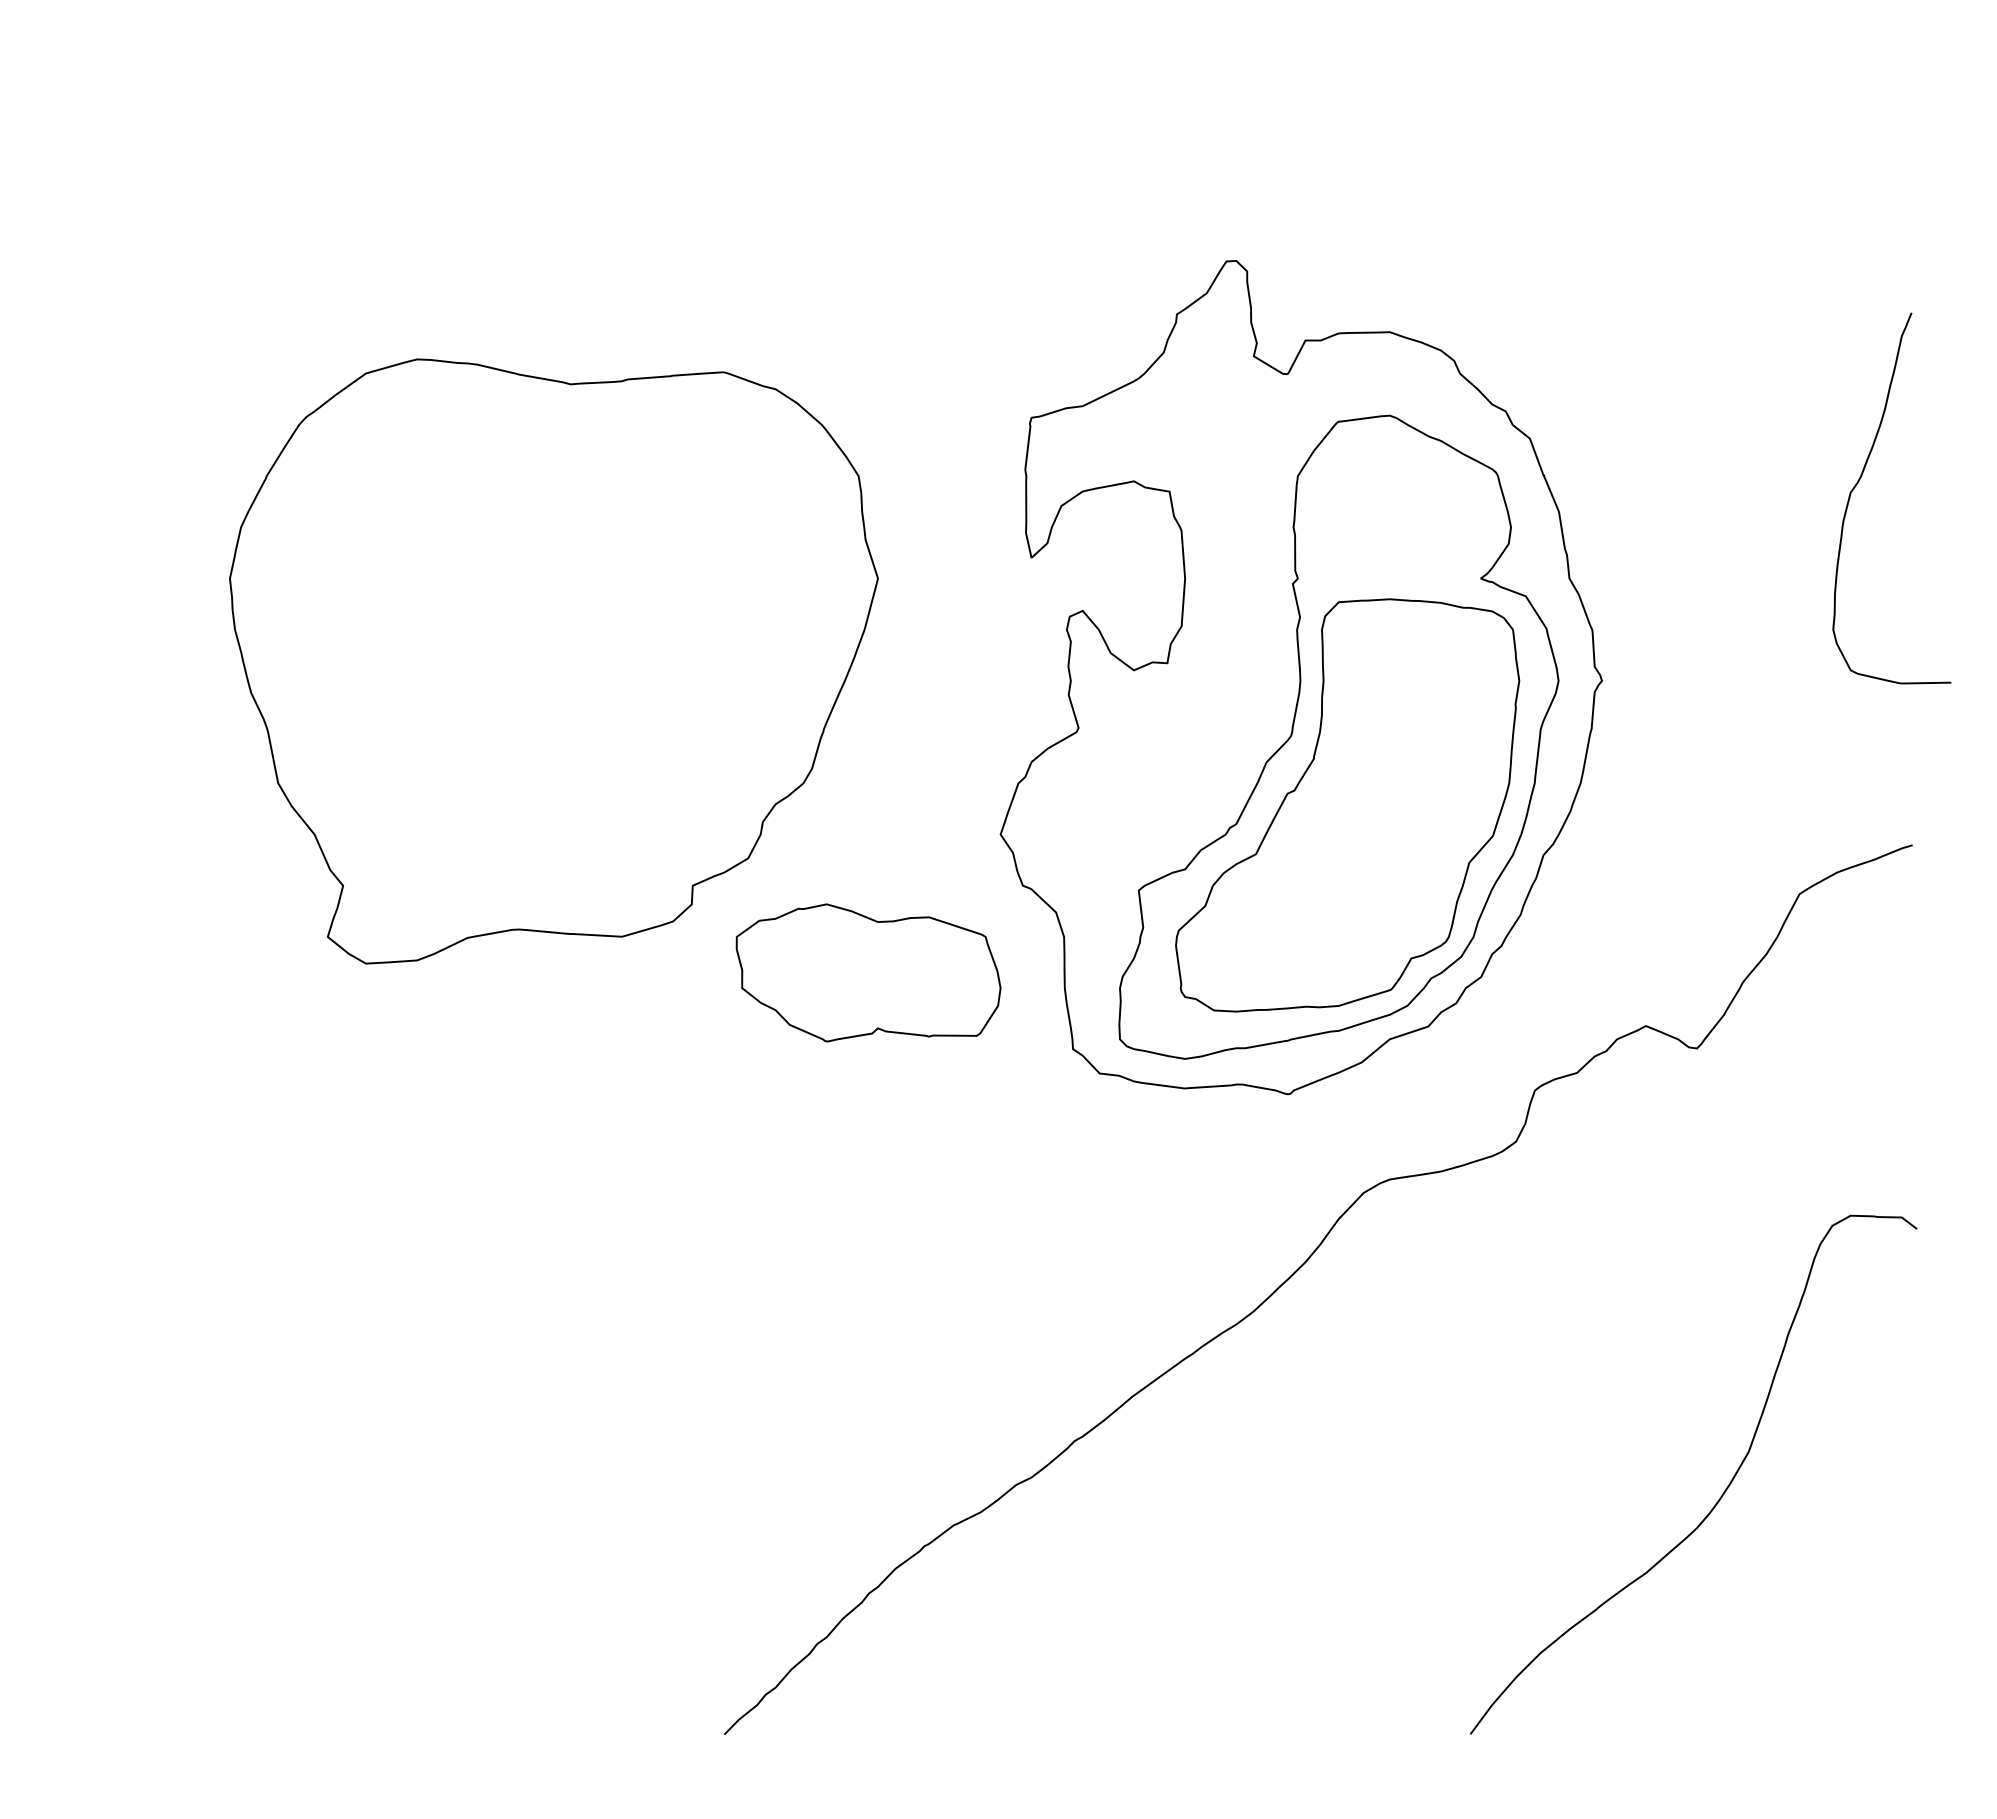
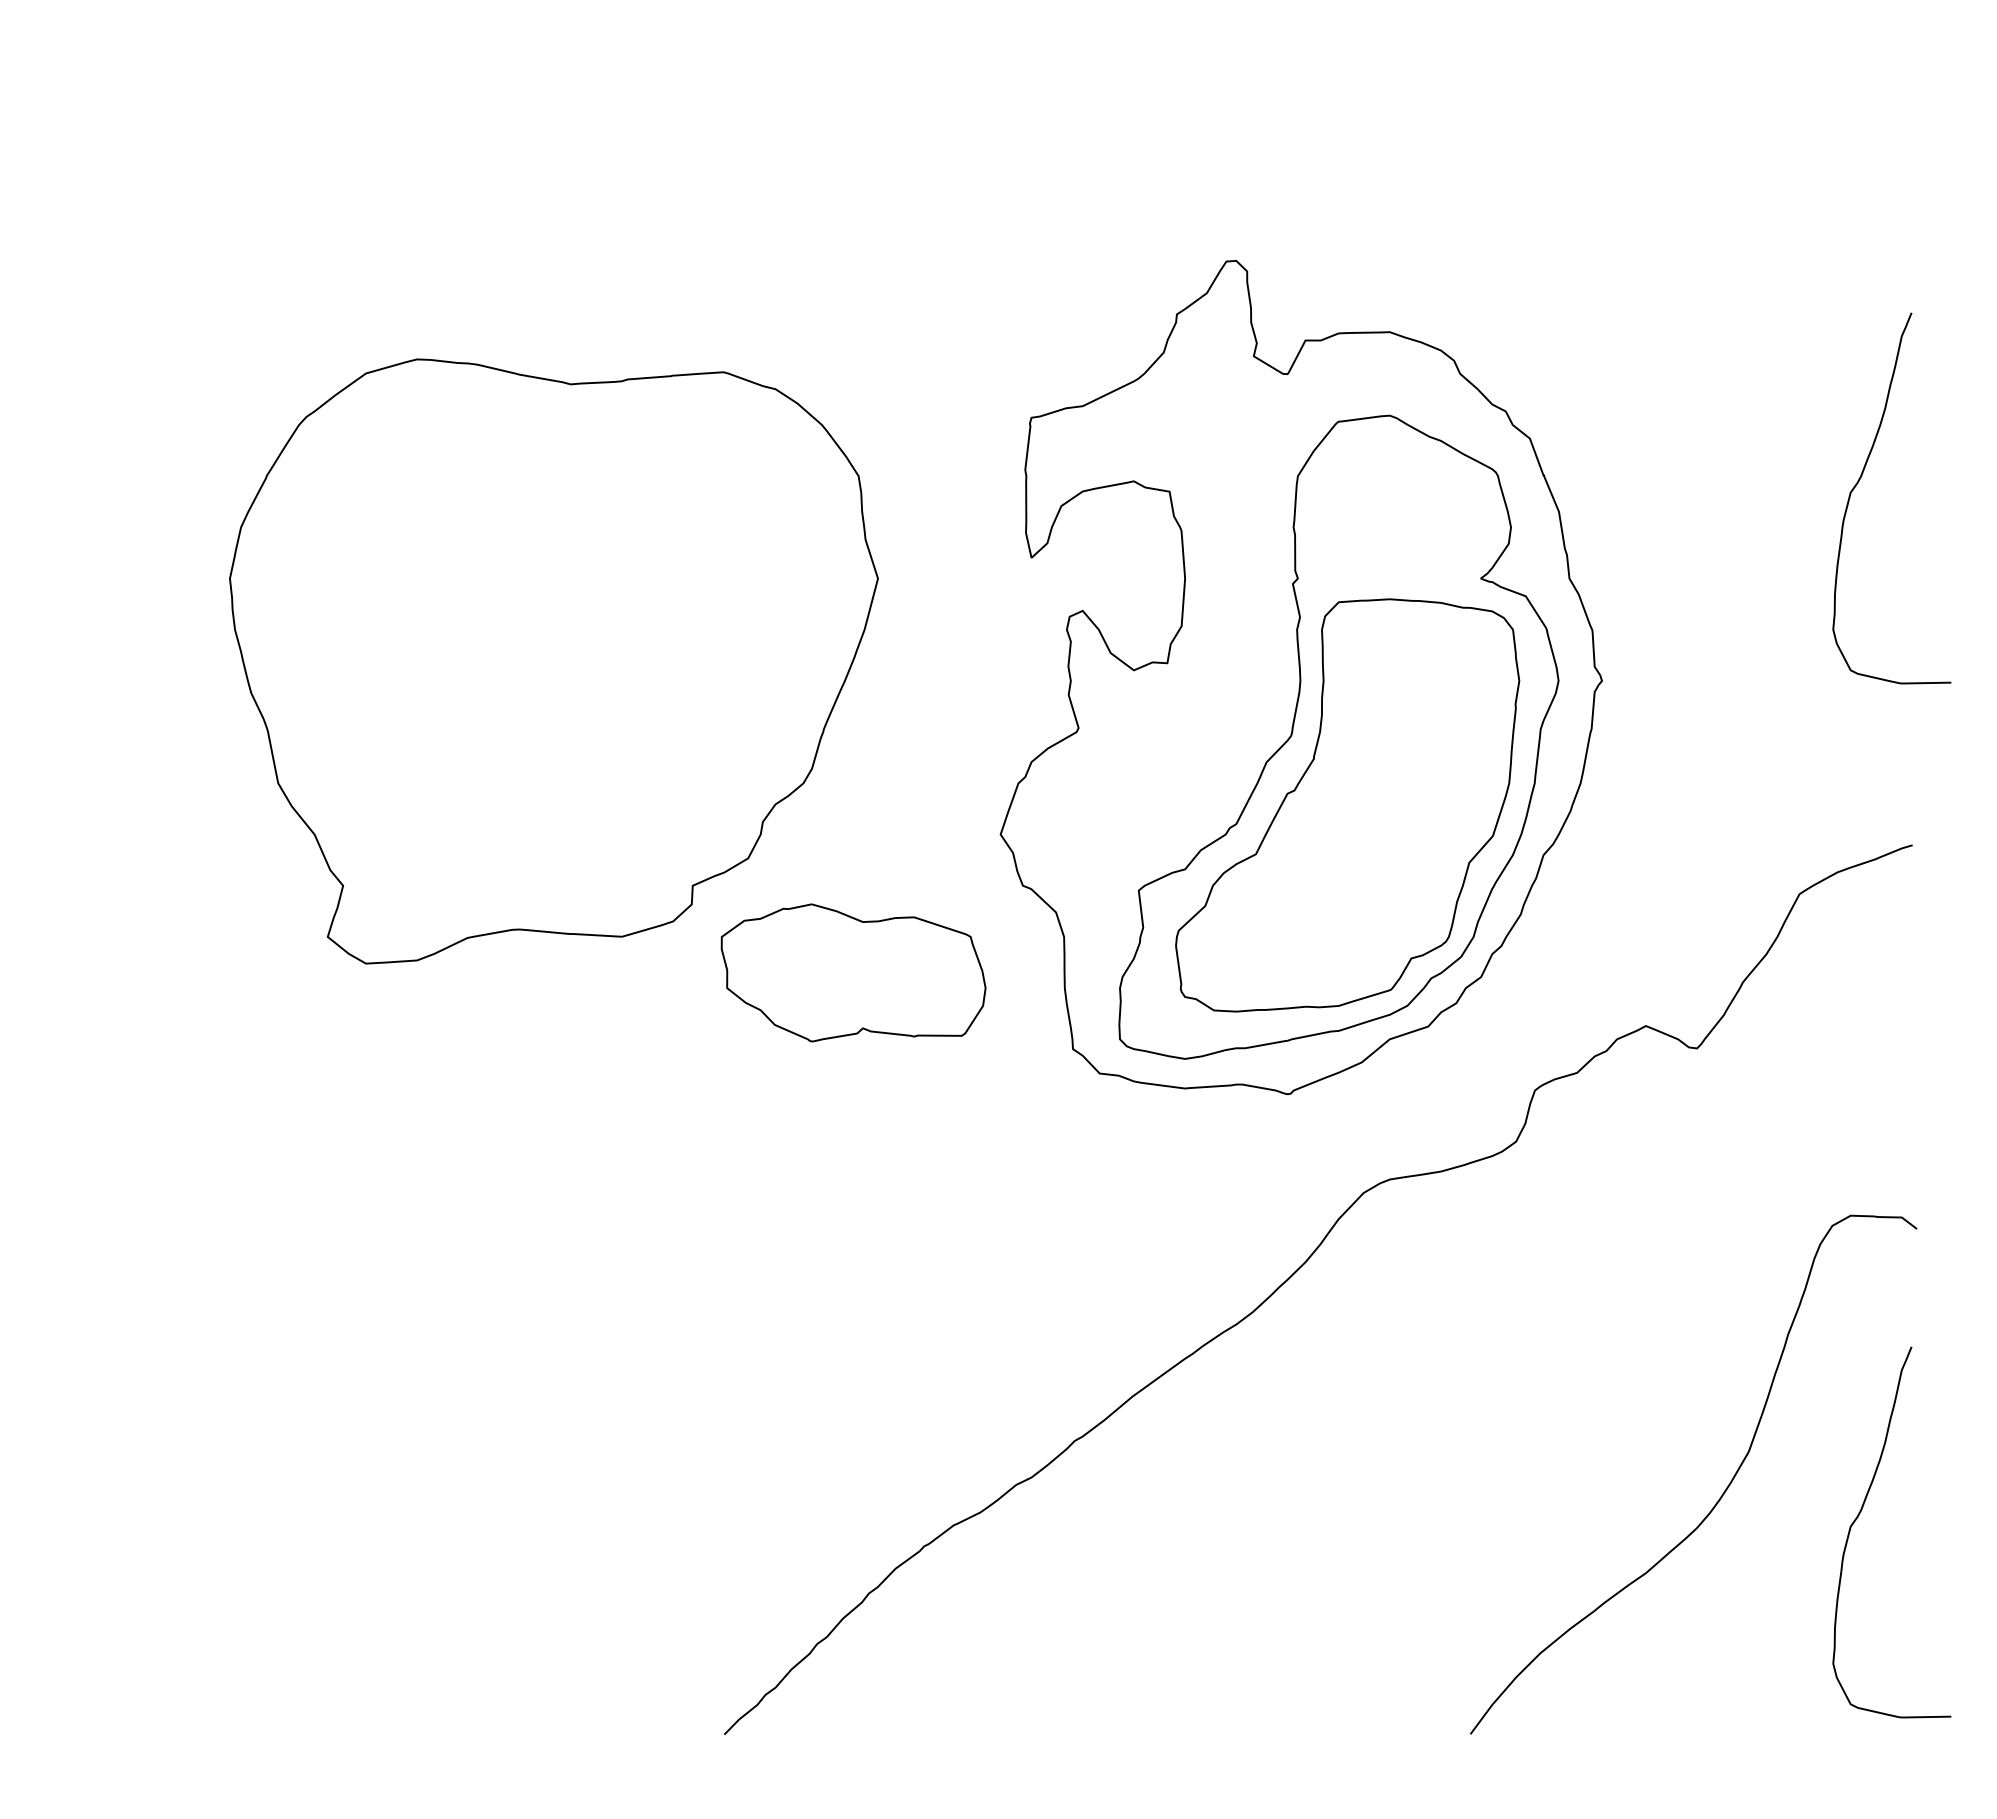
part position: (868, 972) -> (853, 972) (853, 972)
curve: none -> present (1859, 1515)
